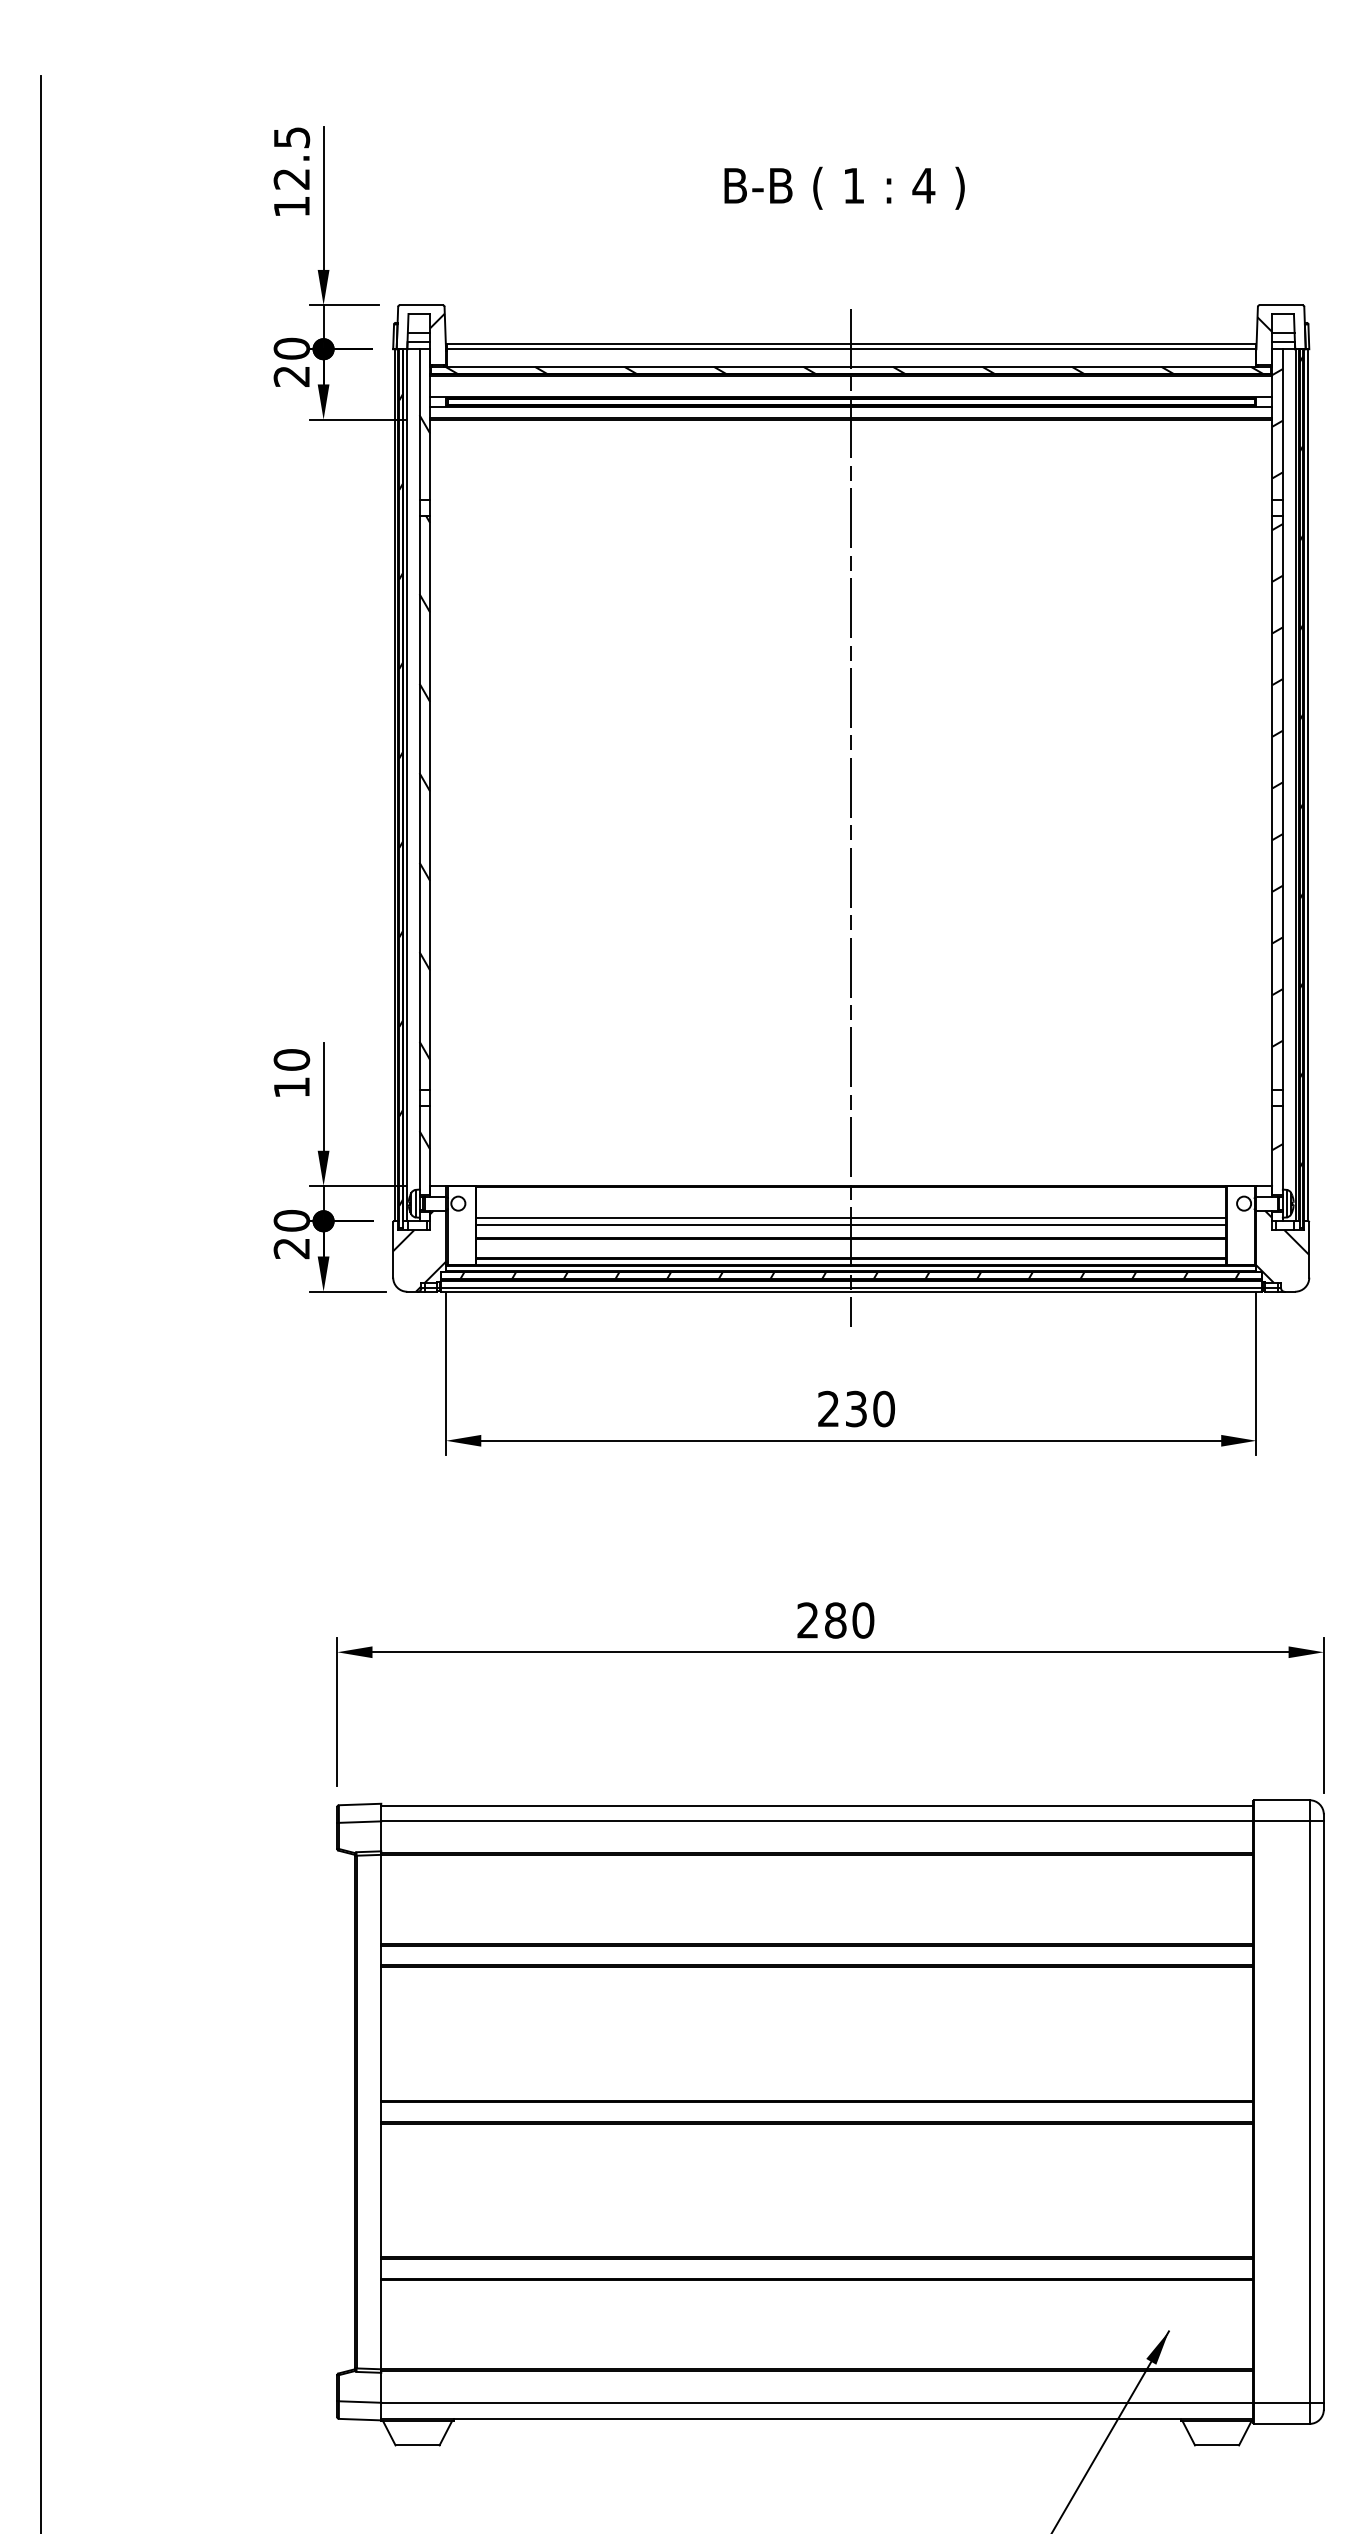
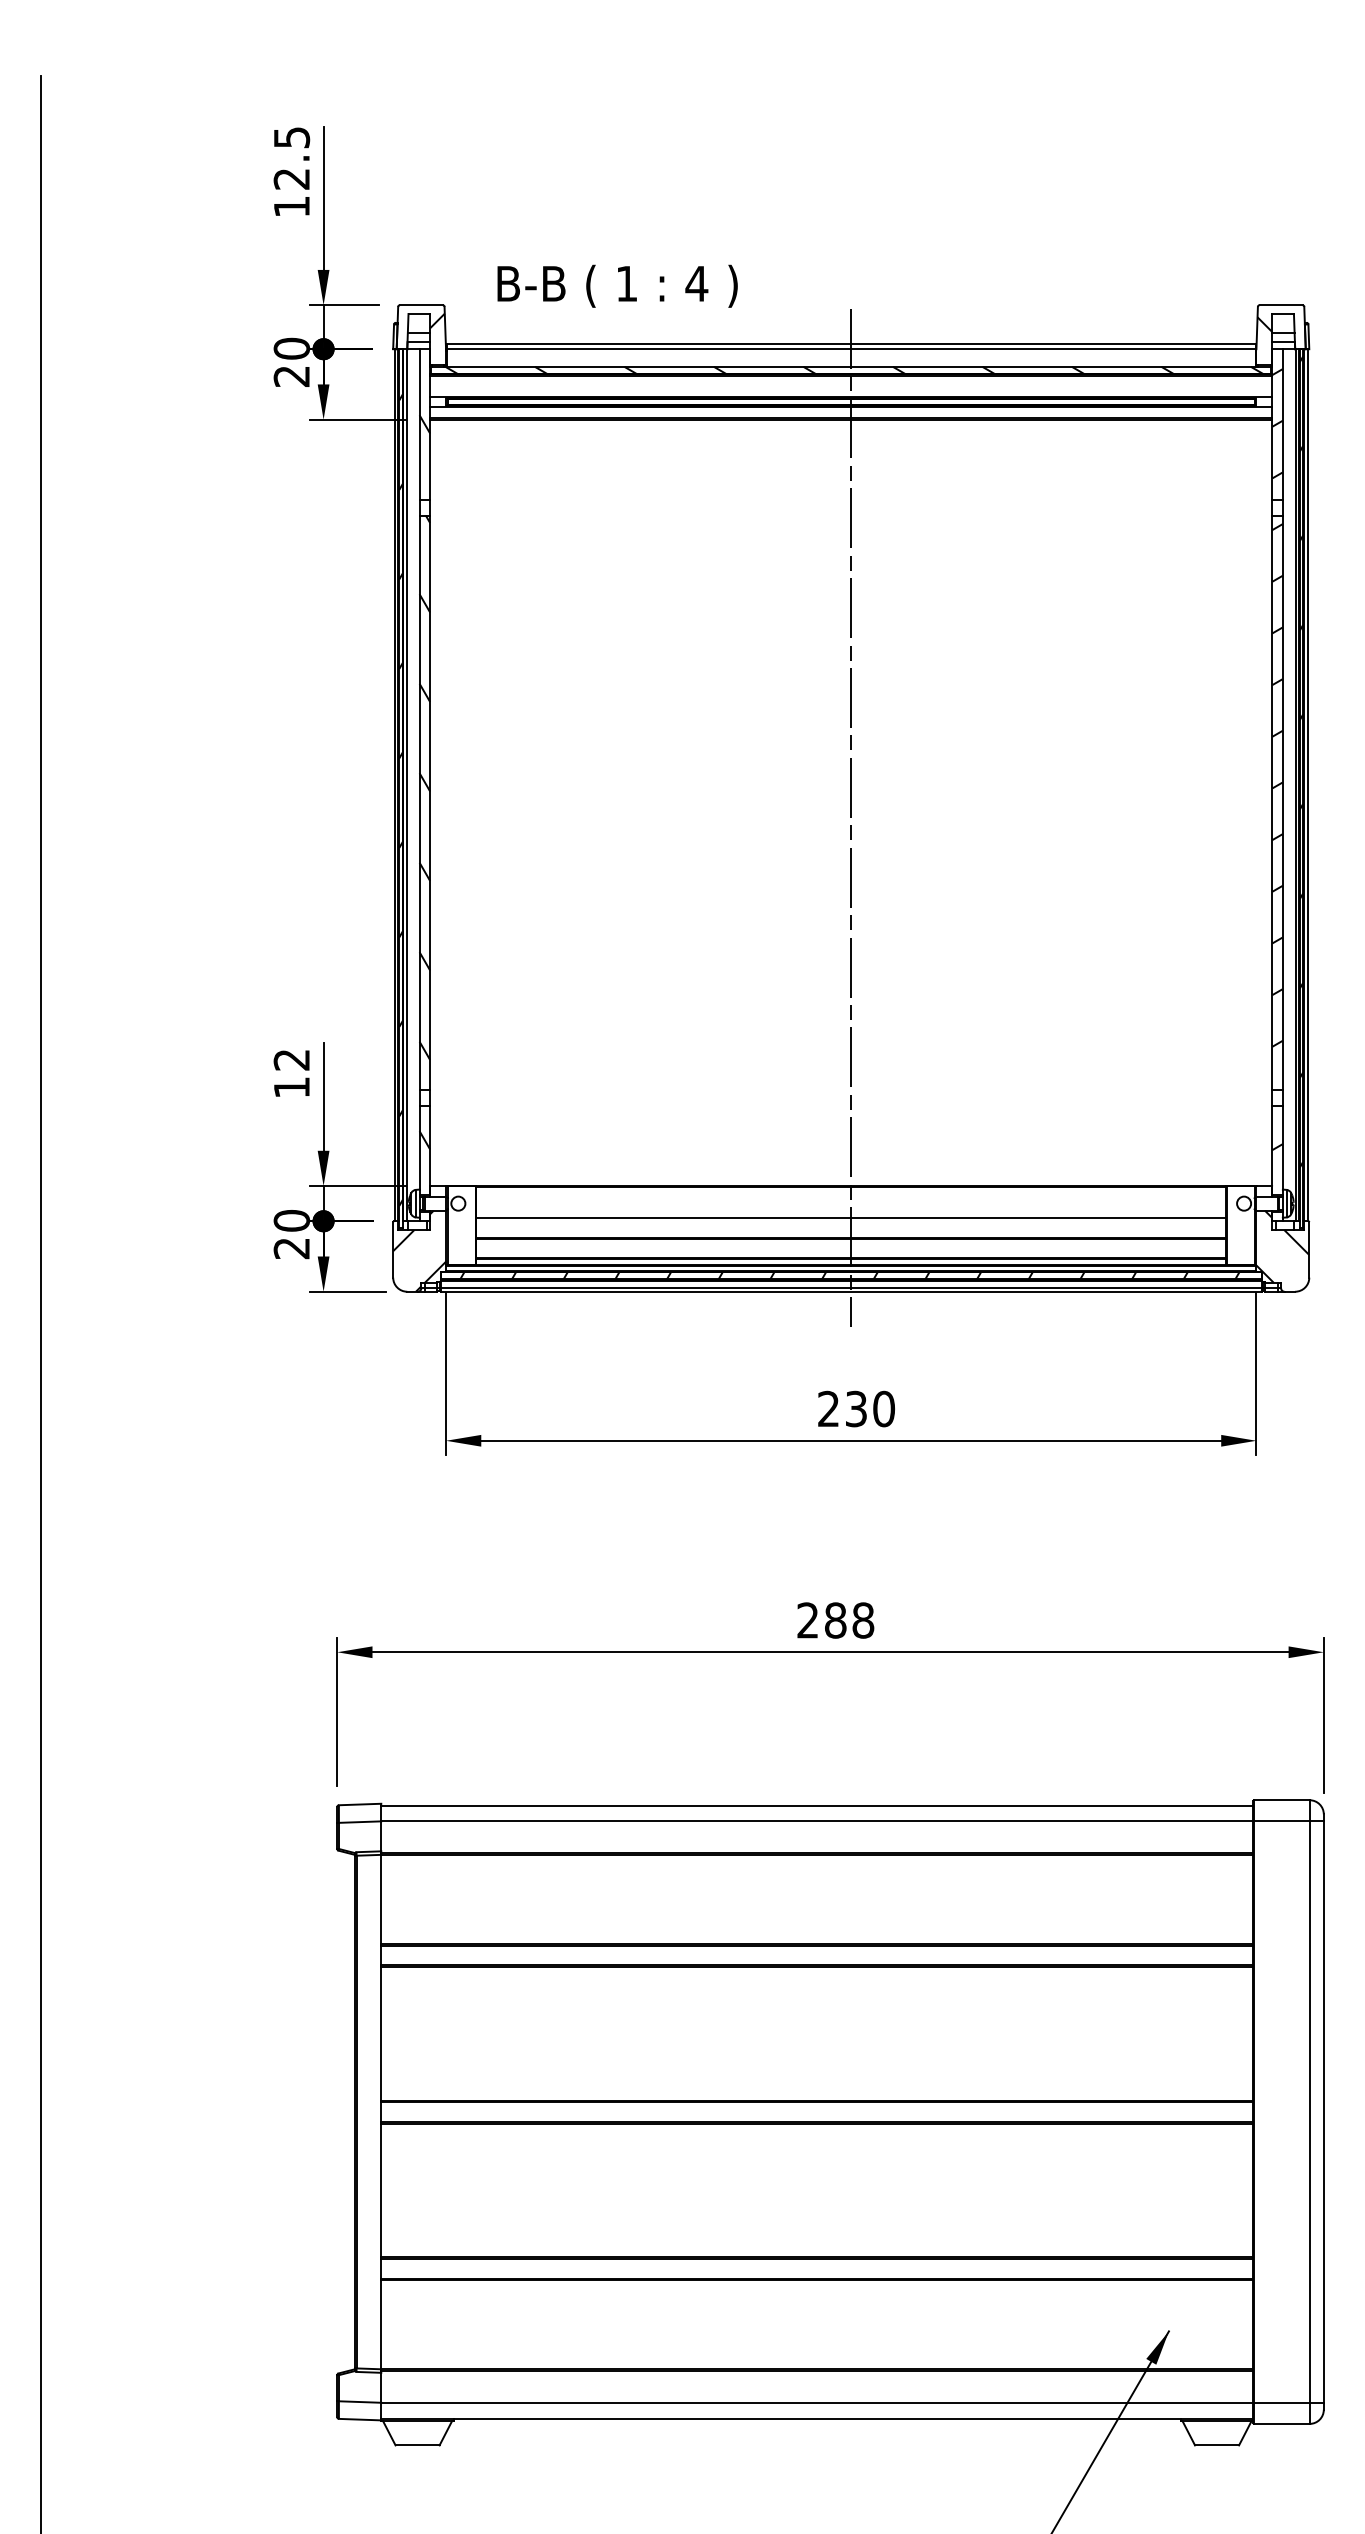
text position: (844, 187) -> (617, 285) (617, 285)
text: 10 -> 12 (291, 1059)
line: present -> none (850, 1224)
text: 280 -> 288 (863, 1620)
